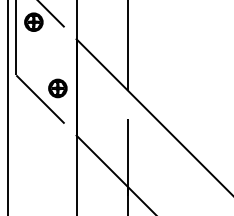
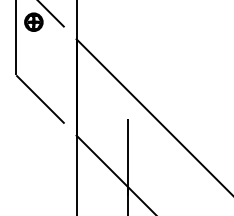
line: present -> none (127, 46)
part: present -> none (57, 88)
line: present -> none (8, 107)
